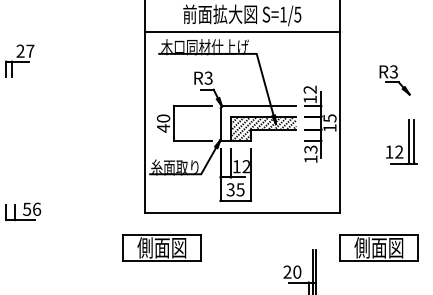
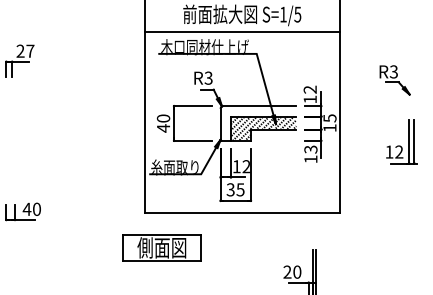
text: 56 -> 40 (31, 208)
part: present -> none (378, 247)
